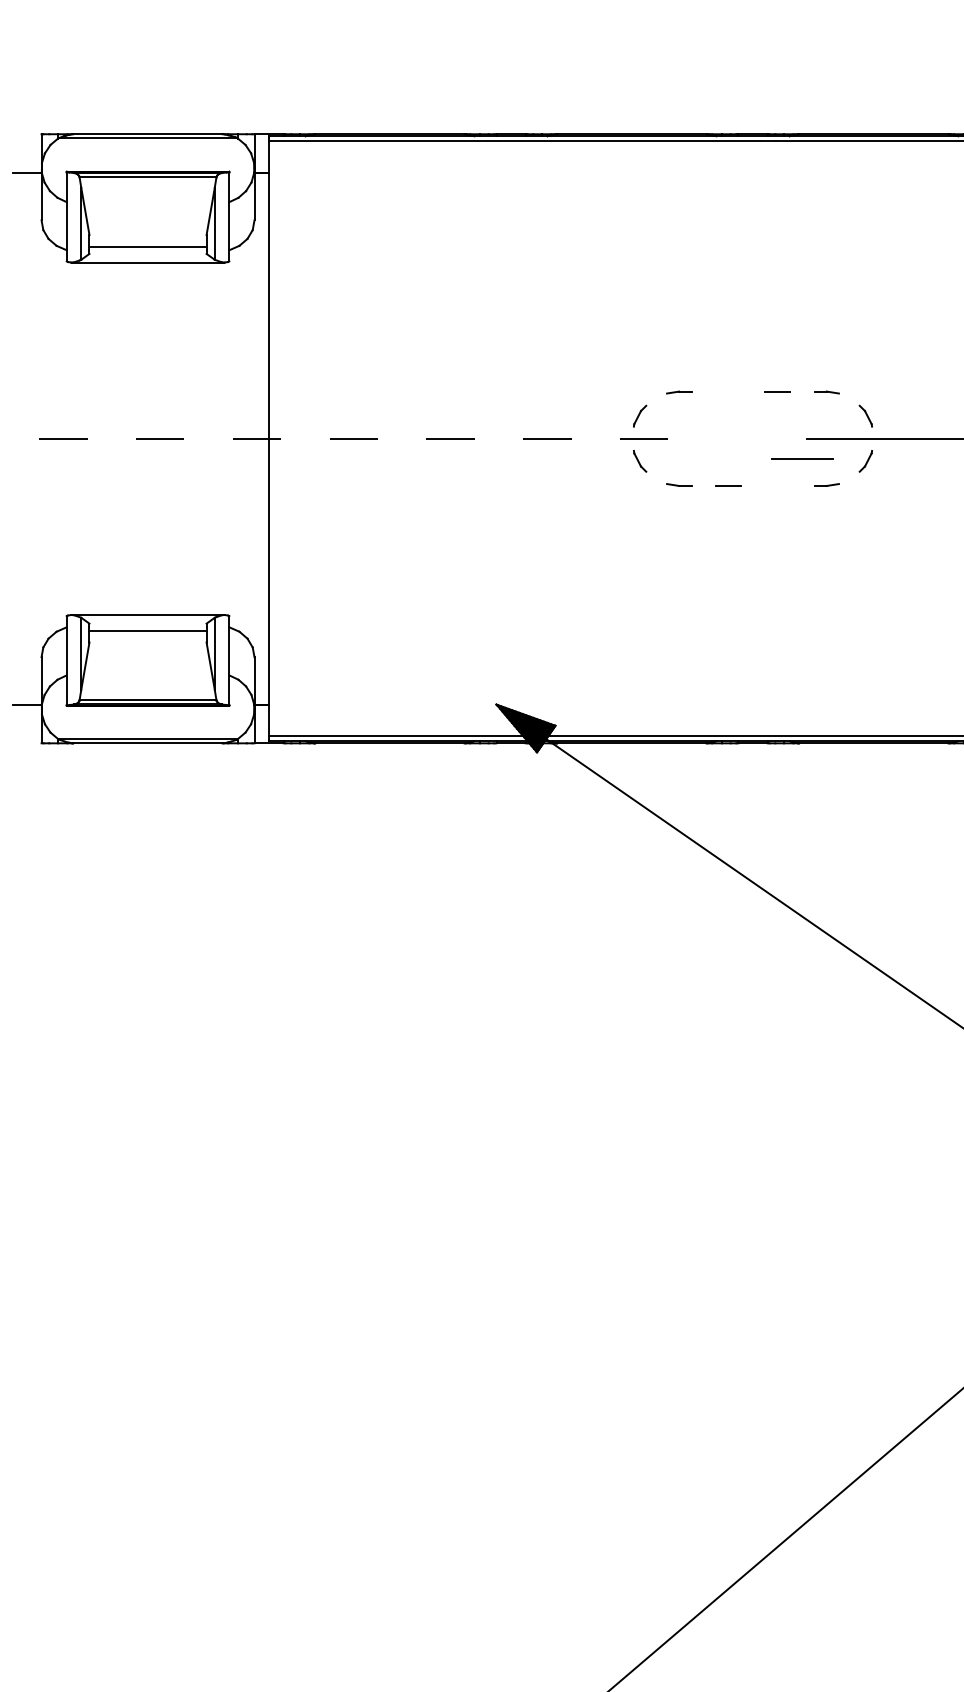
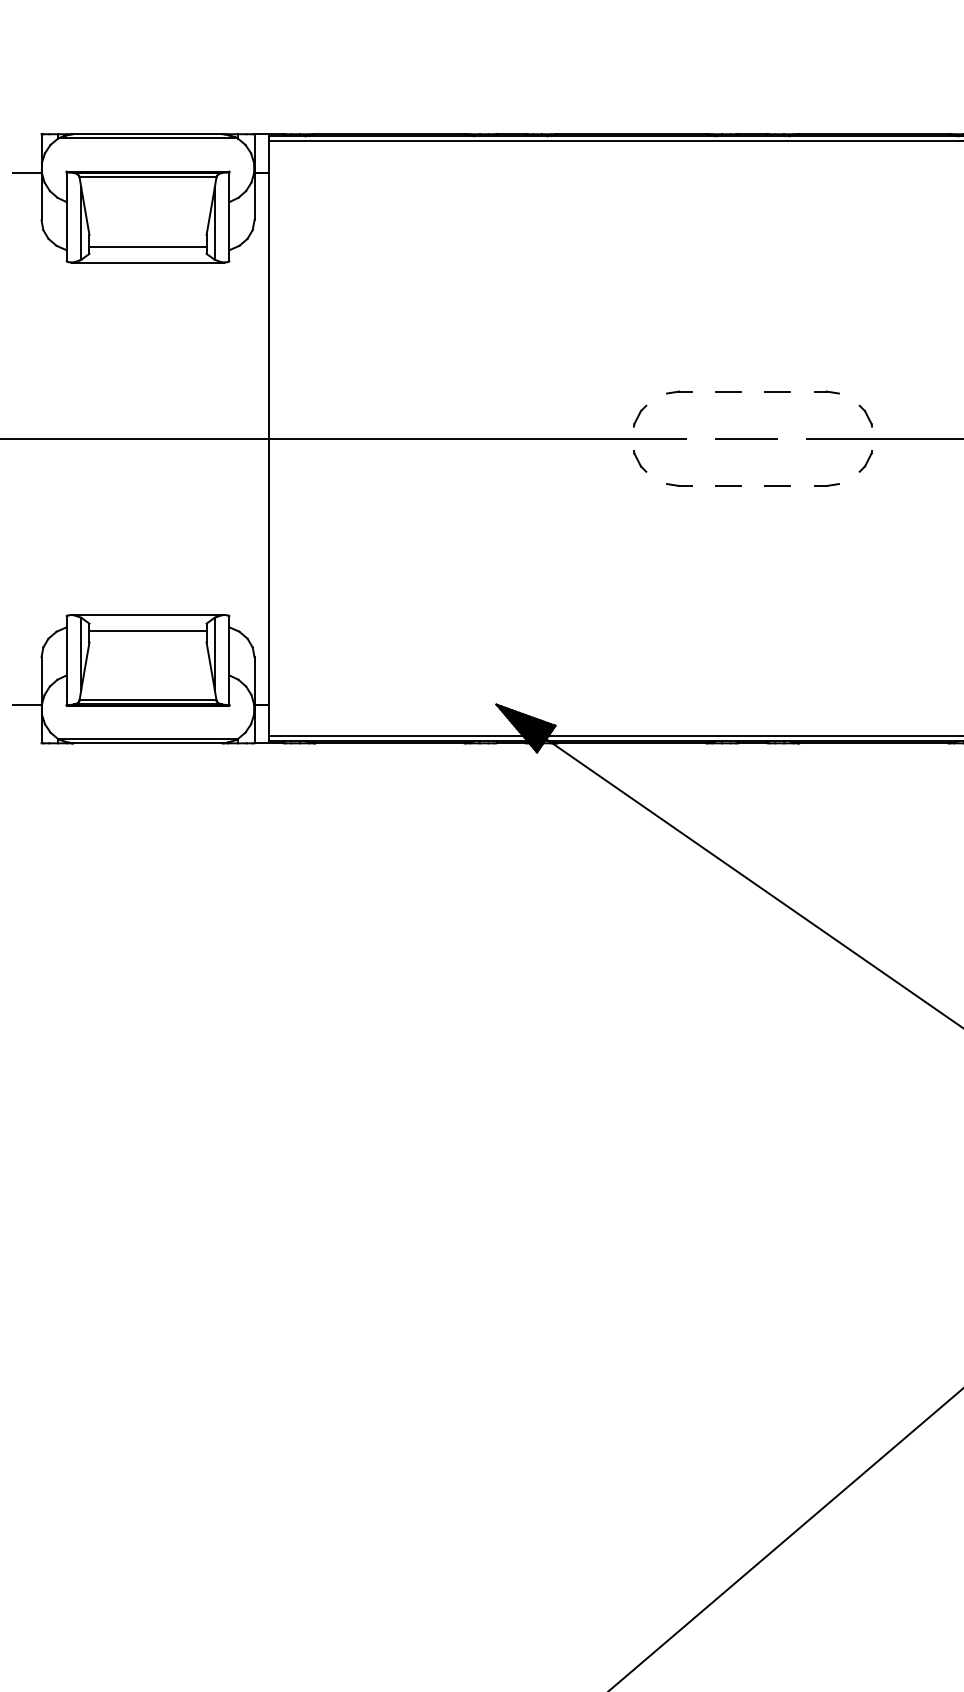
line: none -> present (728, 391)
line: dashed -> solid (343, 438)
line position: (802, 458) -> (746, 438) (746, 438)
line: none -> present (777, 485)
